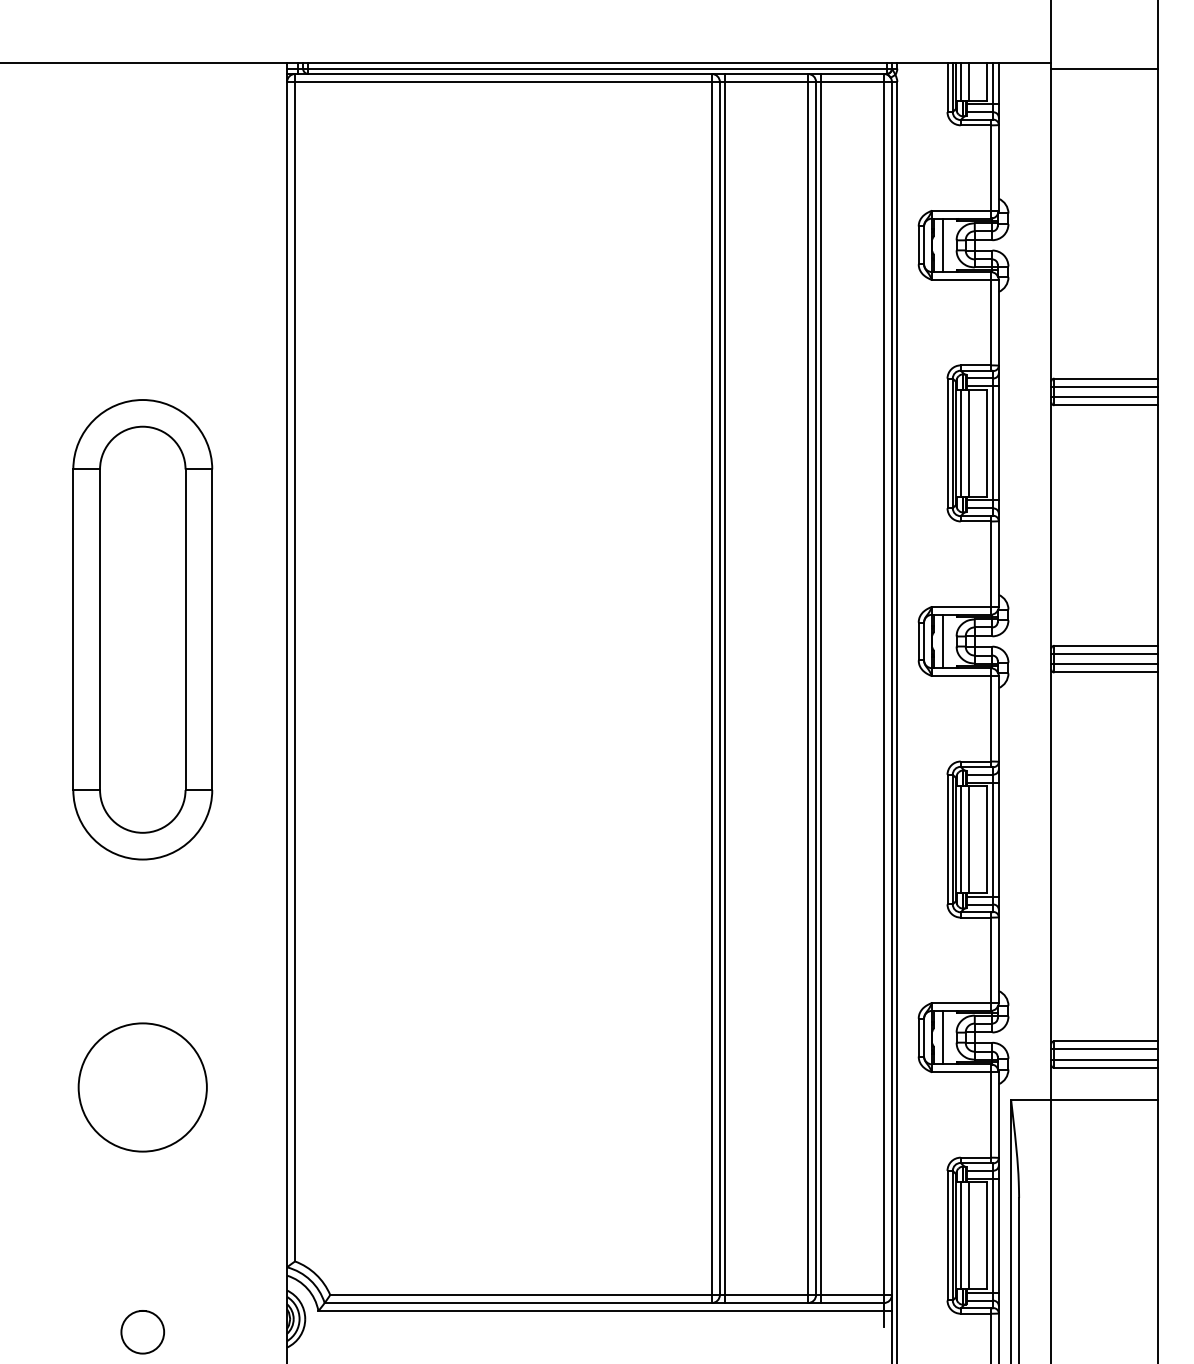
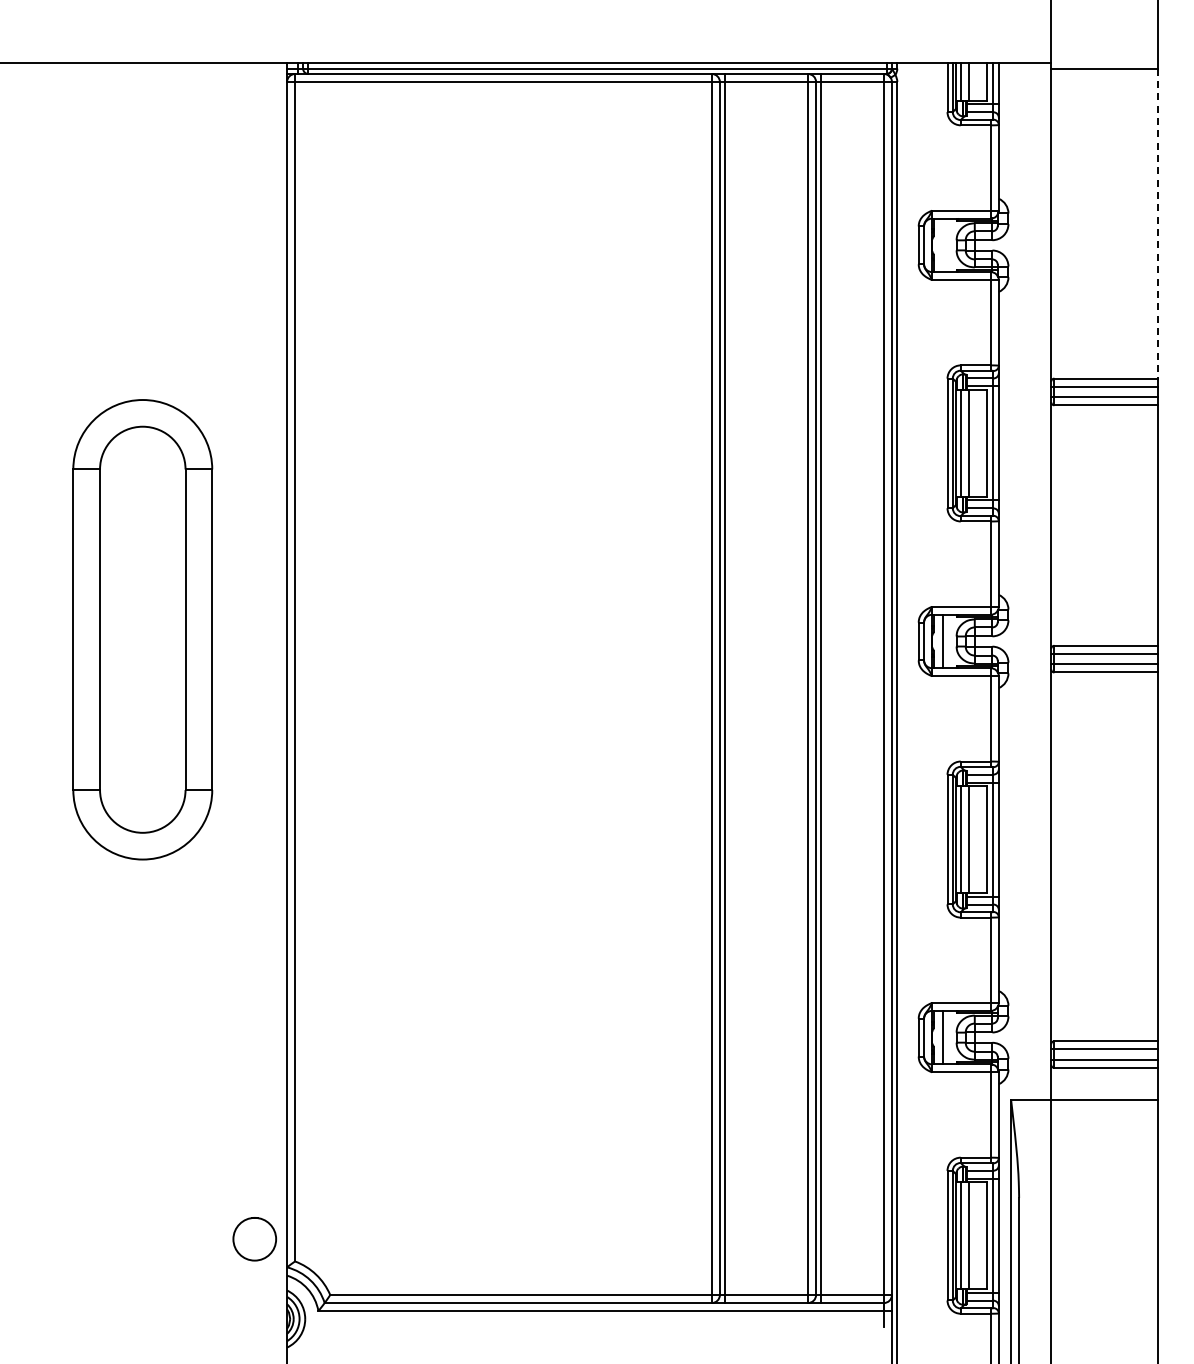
line: solid -> dashed (1158, 223)
line: present -> none (942, 245)
circle: present -> none (142, 1087)
circle position: (142, 1332) -> (254, 1239) (254, 1239)
